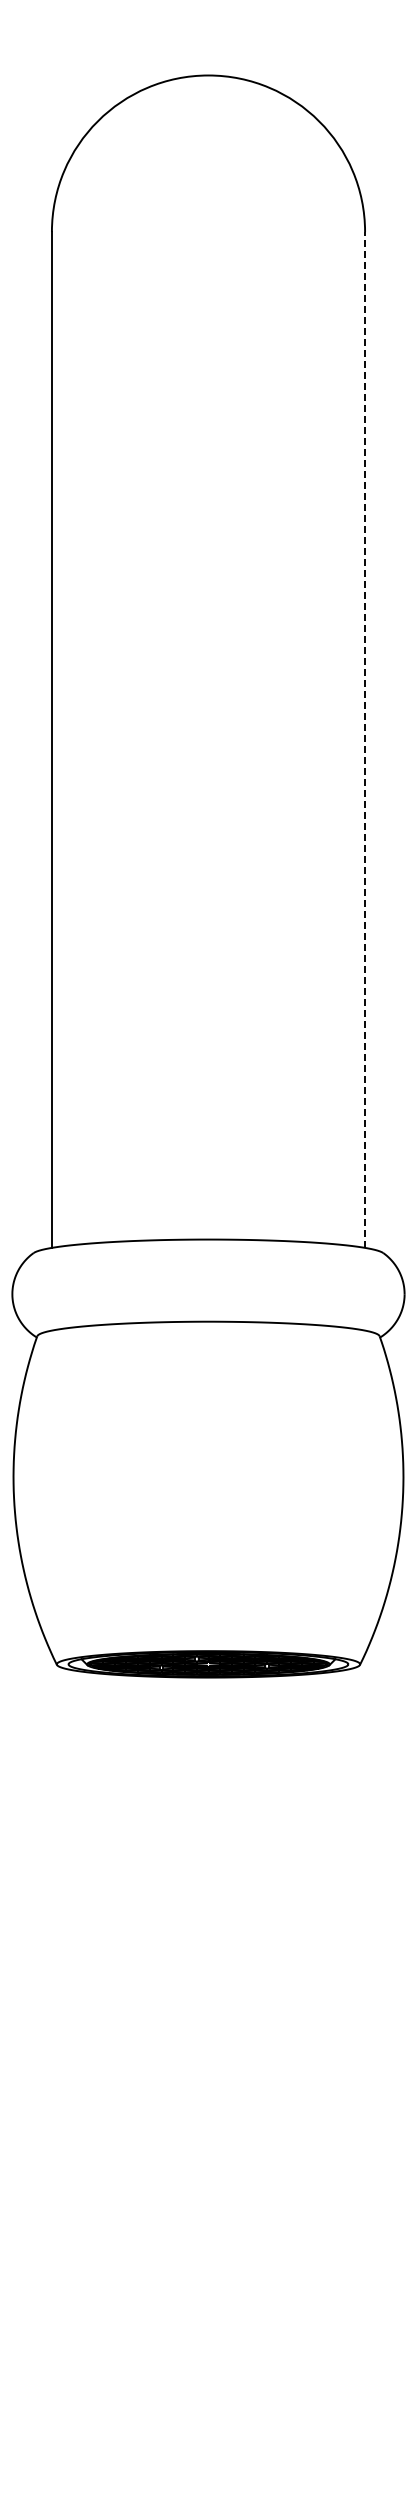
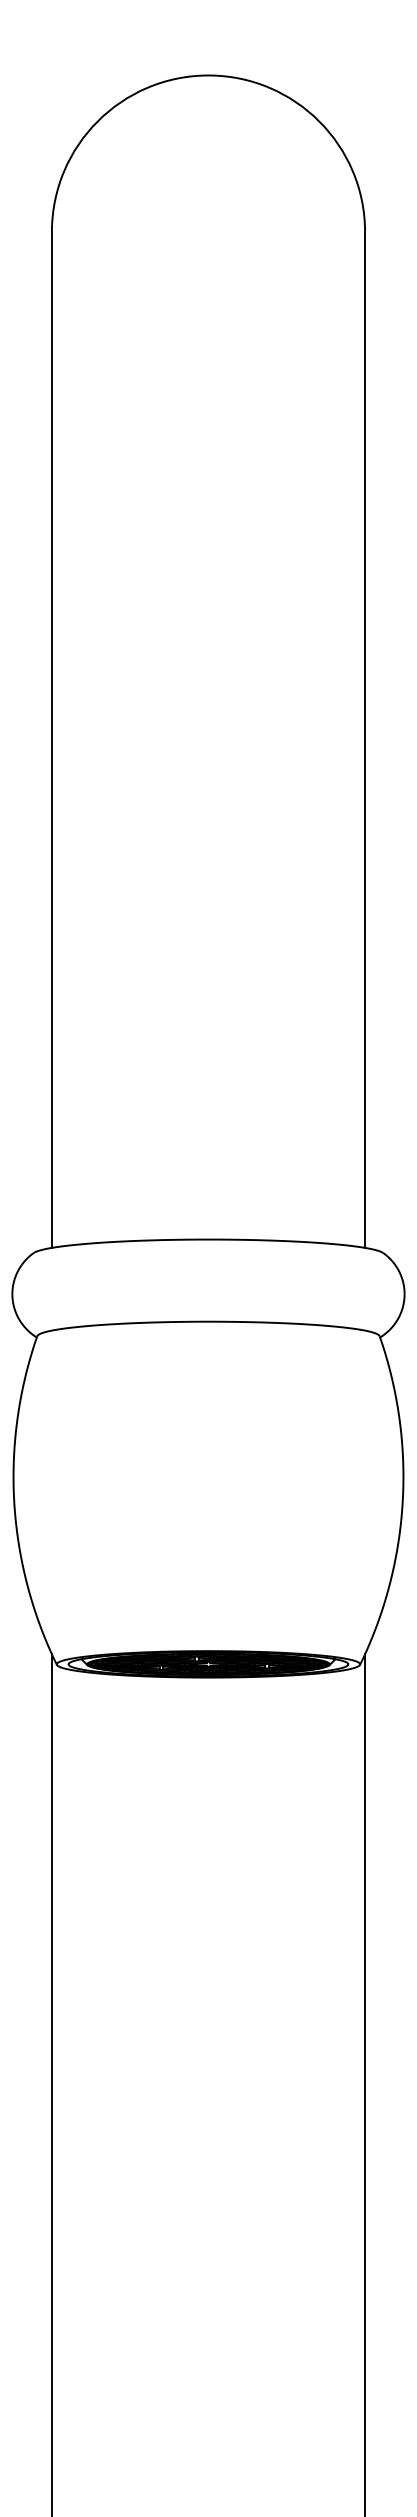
line: dashed -> solid (365, 739)
line: none -> present (51, 2083)
line: none -> present (365, 2083)
